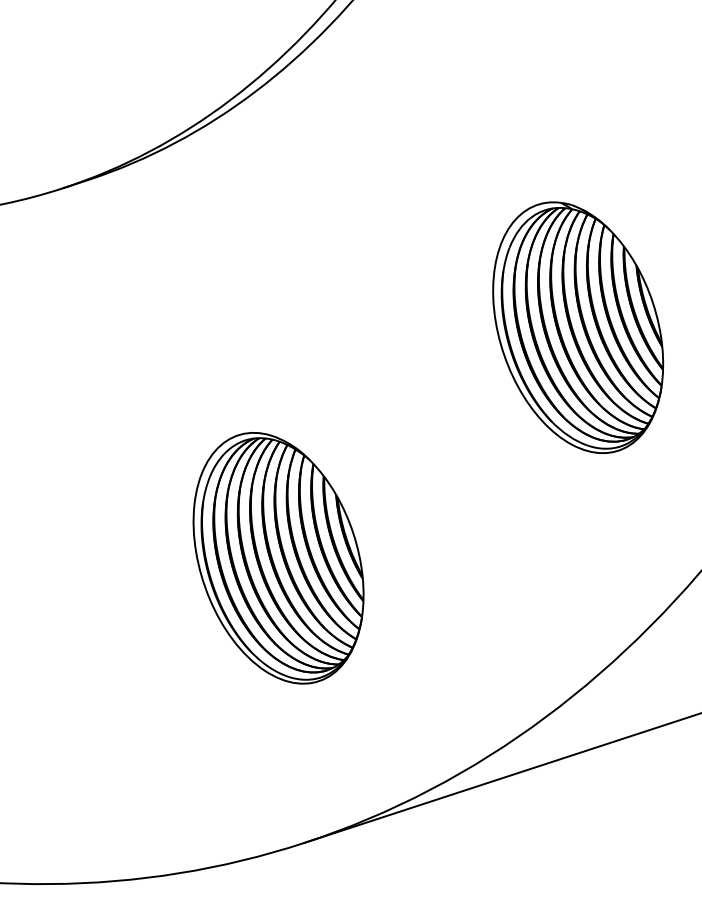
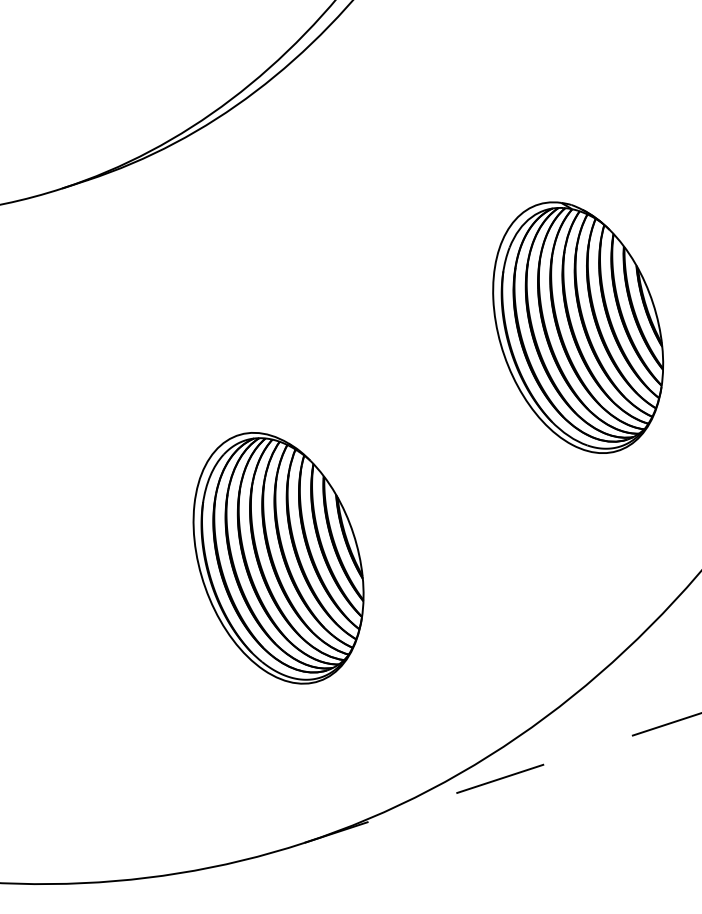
line: solid -> dashed (502, 778)
